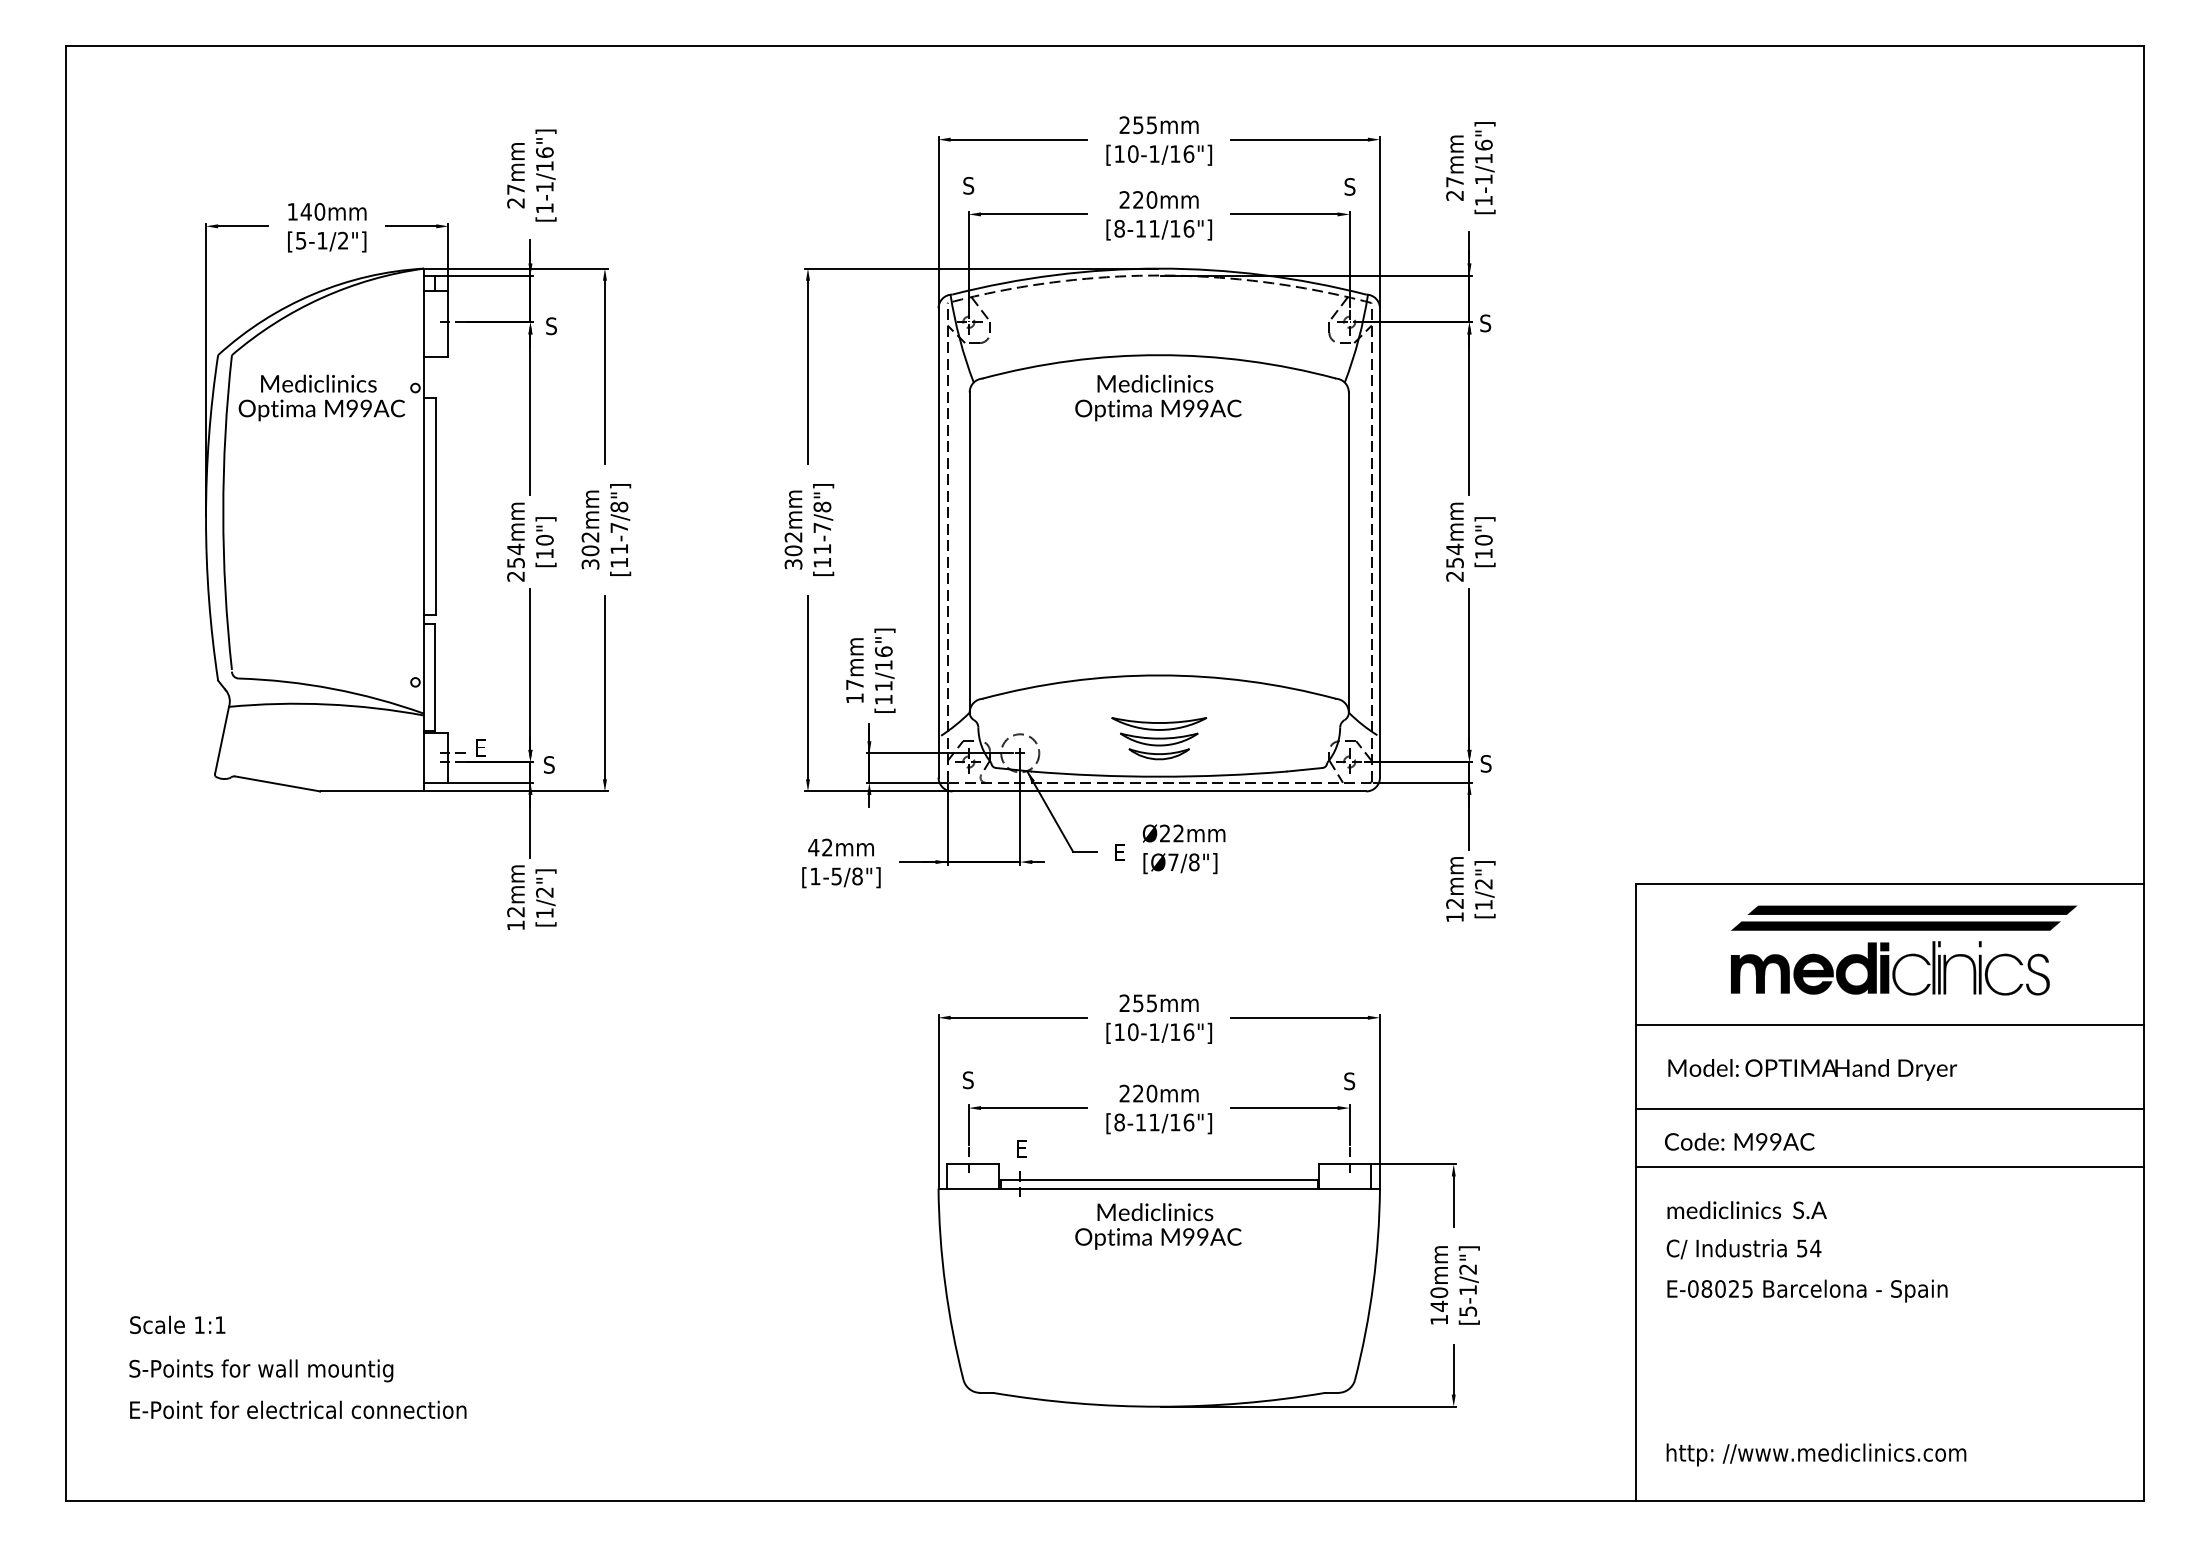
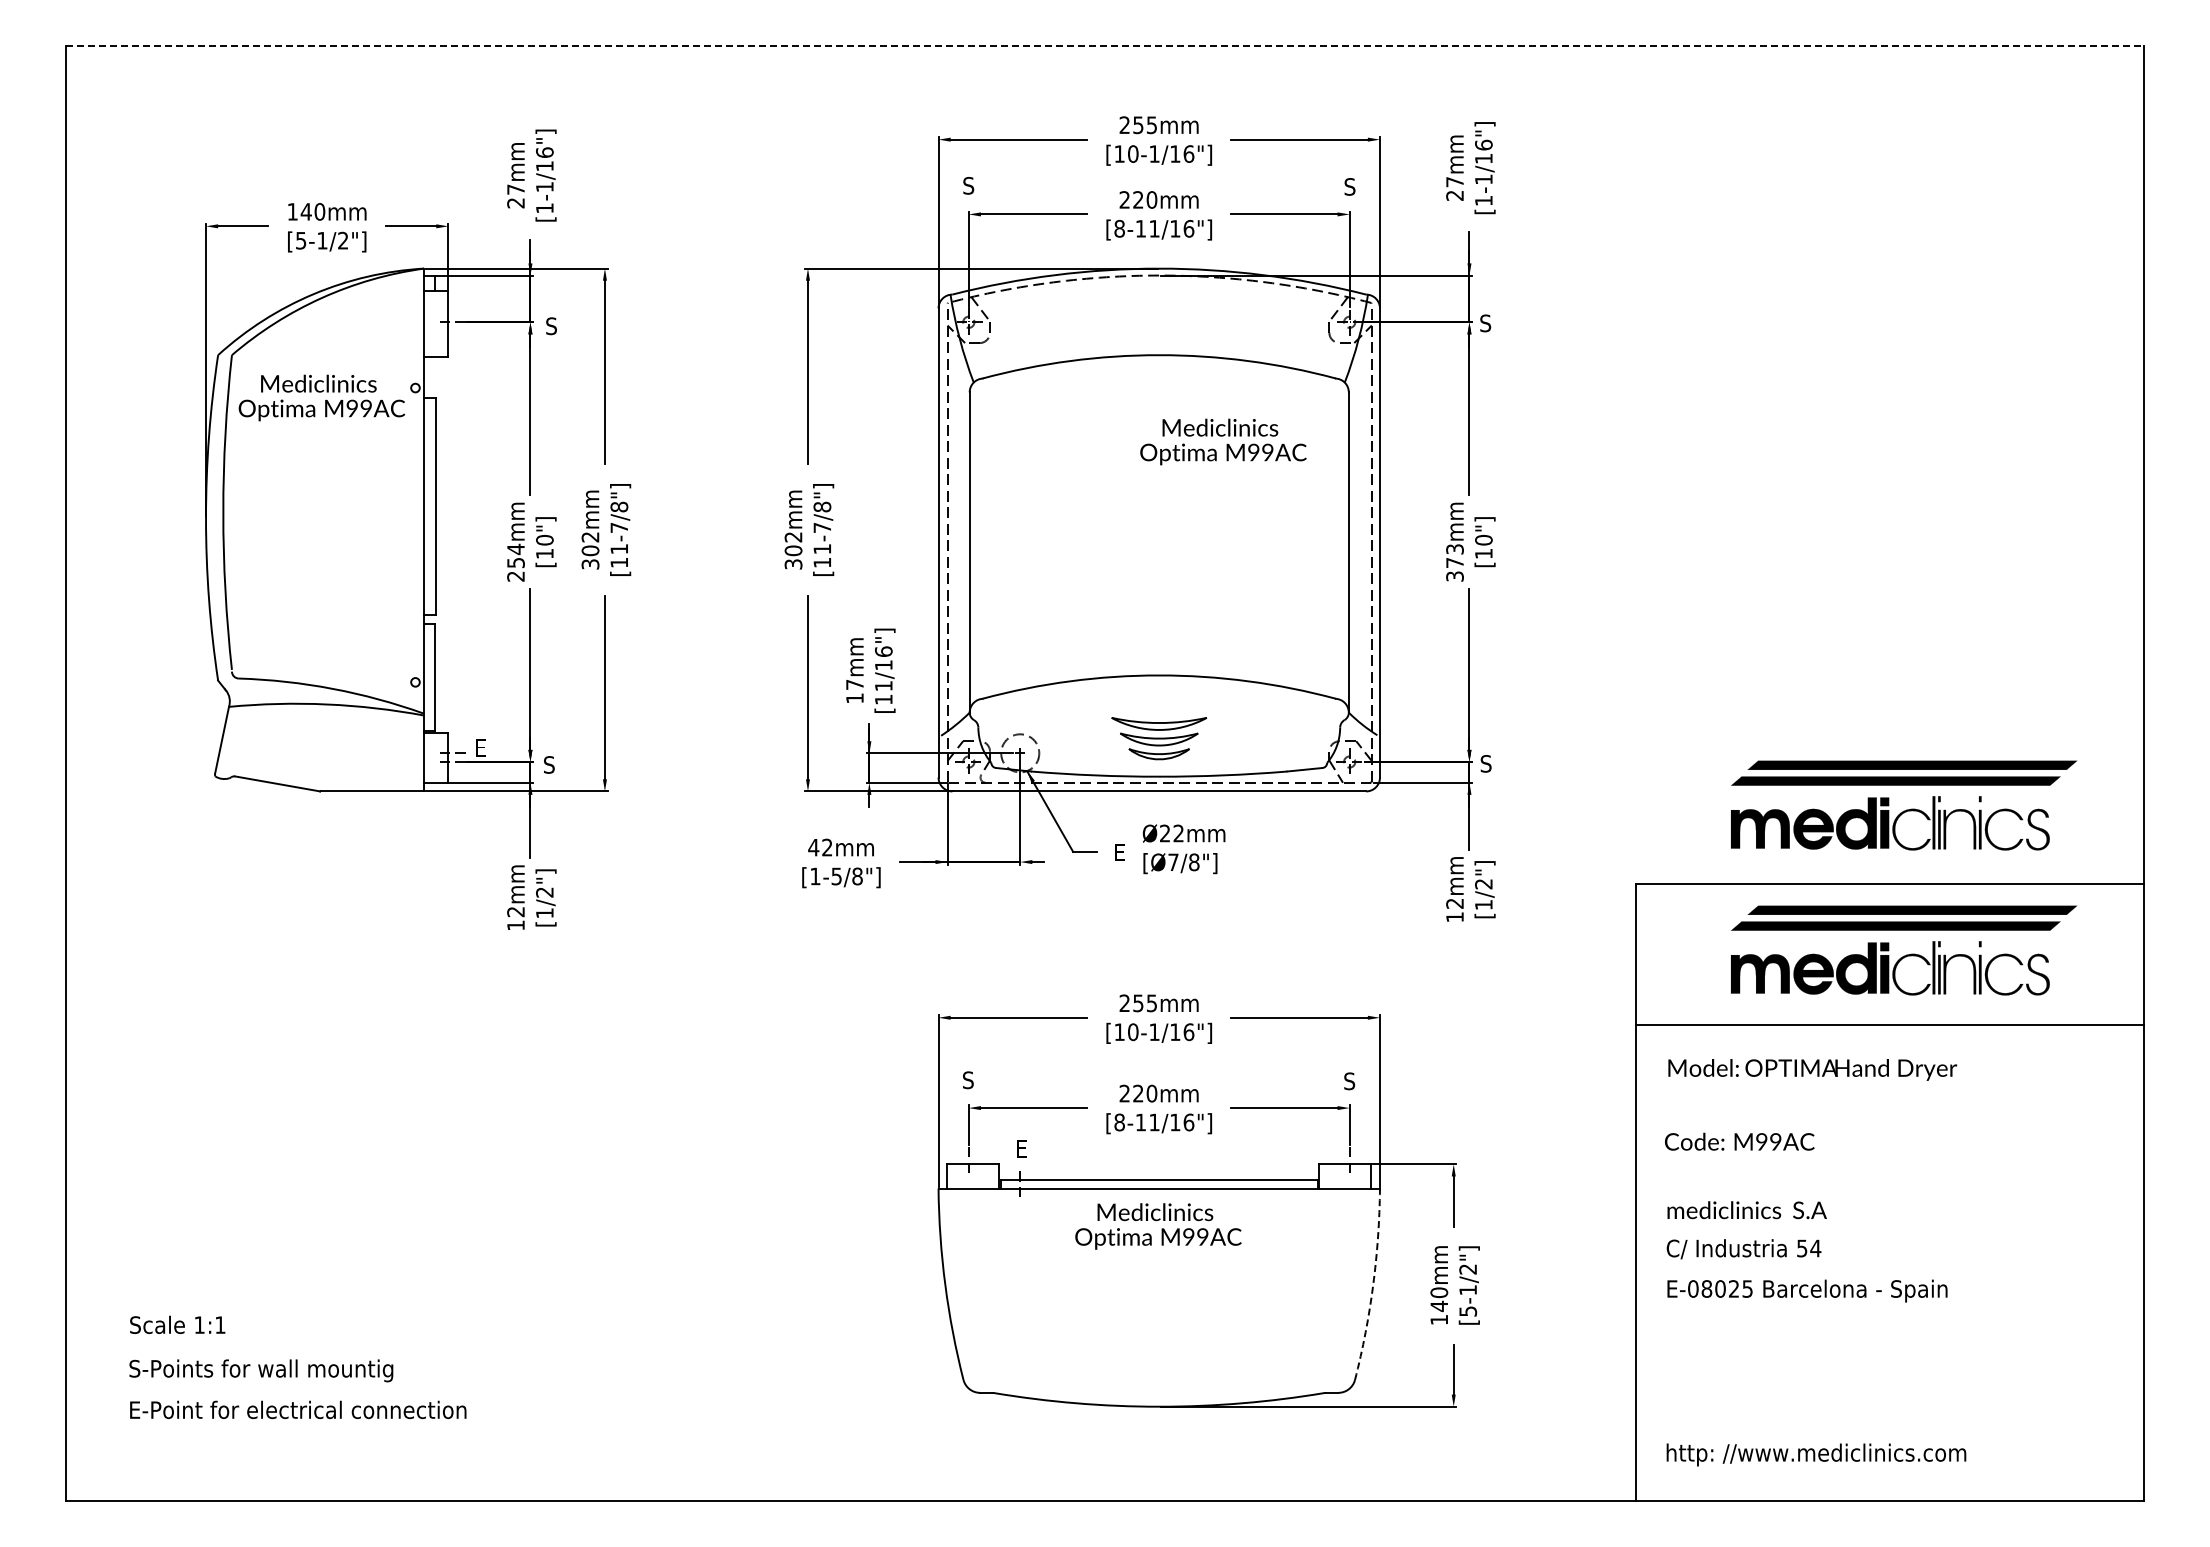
line: solid -> dashed (1104, 46)
text position: (1158, 397) -> (1223, 441) (1223, 441)
text: 254mm -> 373mm (1454, 562)
part: none -> present (1904, 805)
line: present -> none (1889, 1109)
line: present -> none (1889, 1167)
arc: solid -> dashed (1373, 1285)
